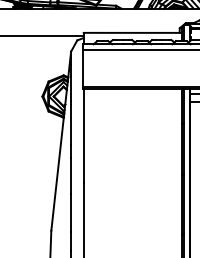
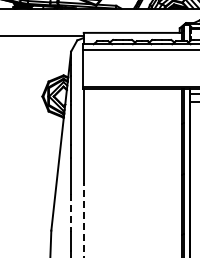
line: solid -> dashed (71, 213)
line: solid -> dashed (83, 219)
